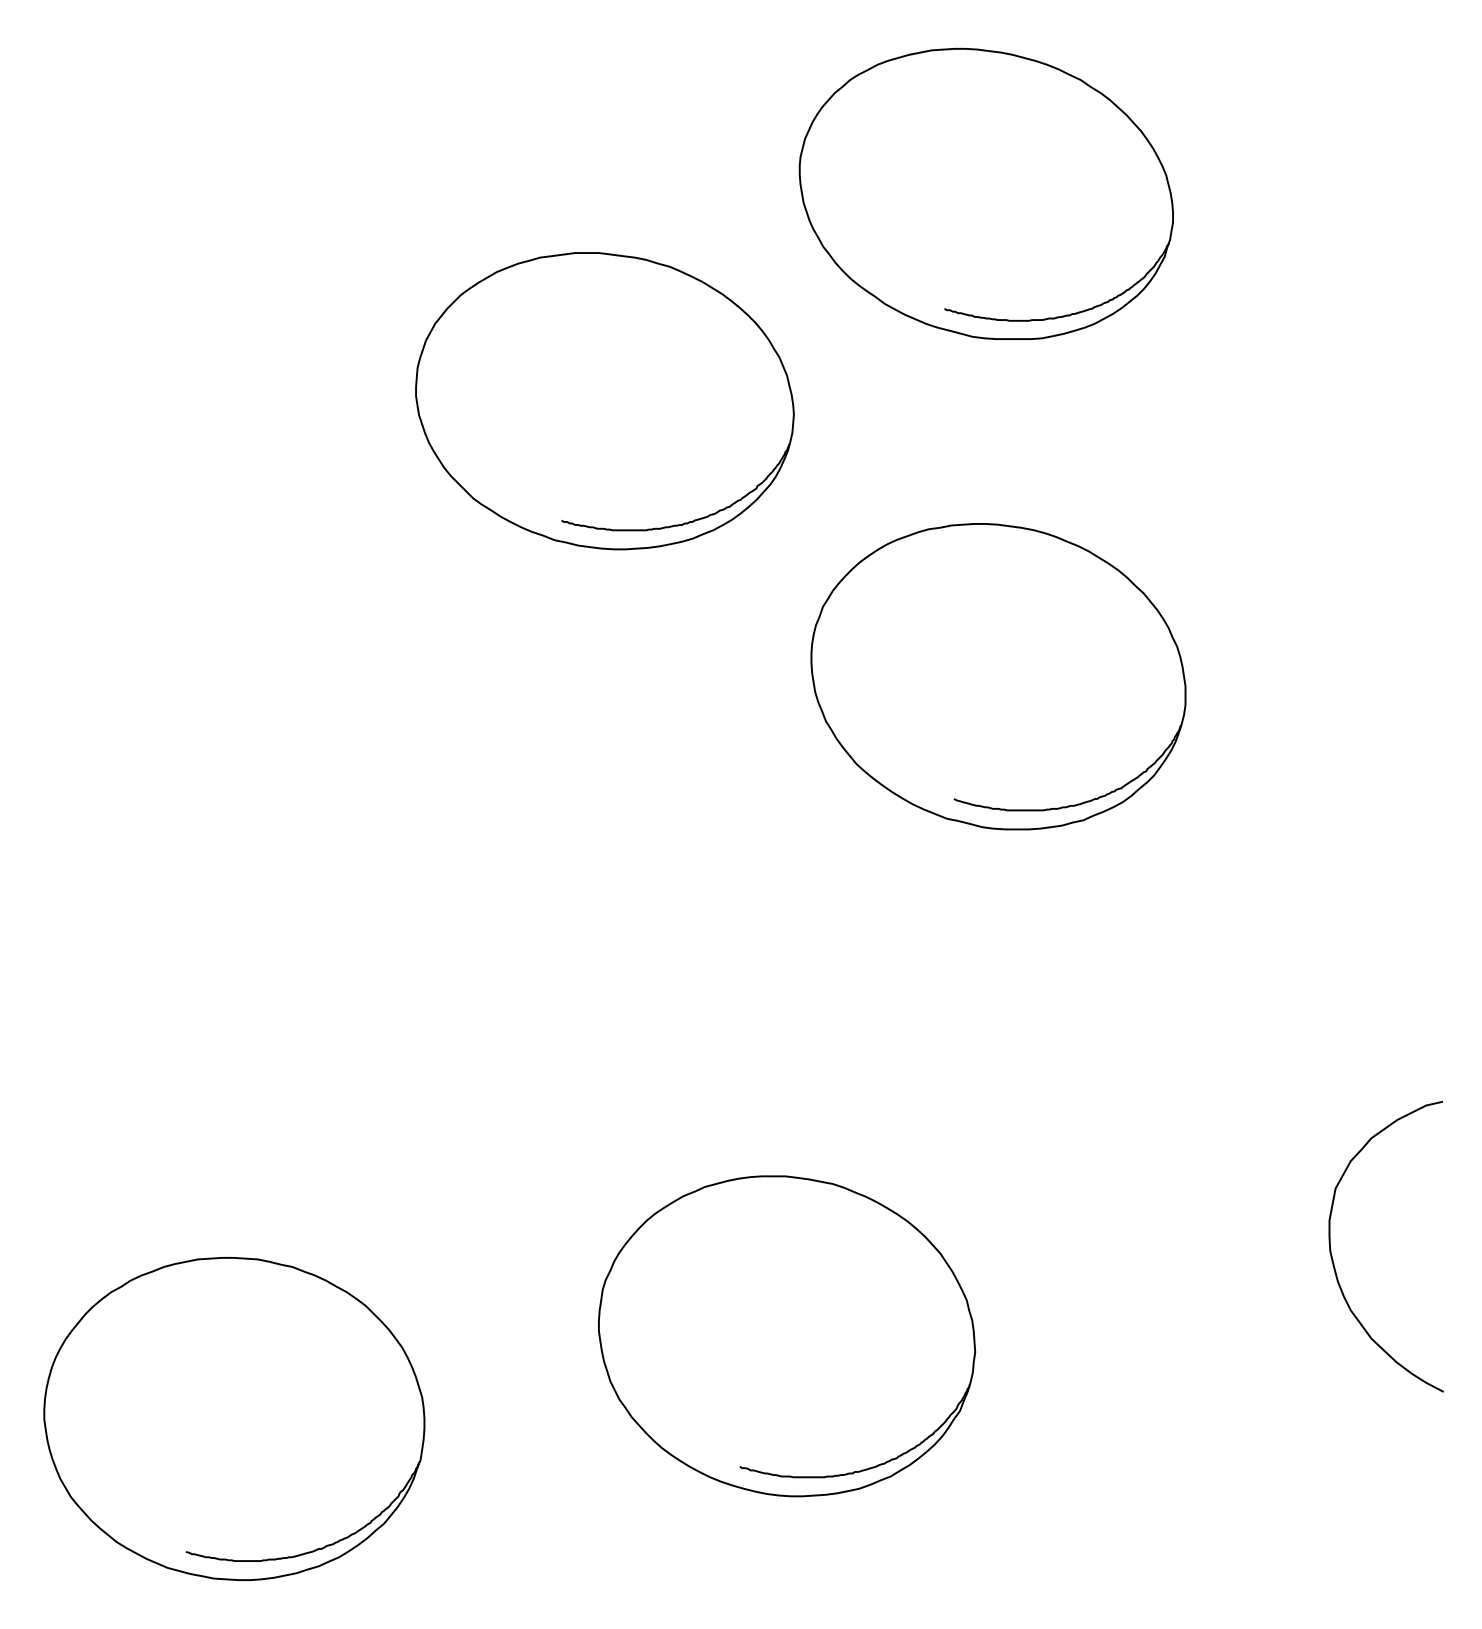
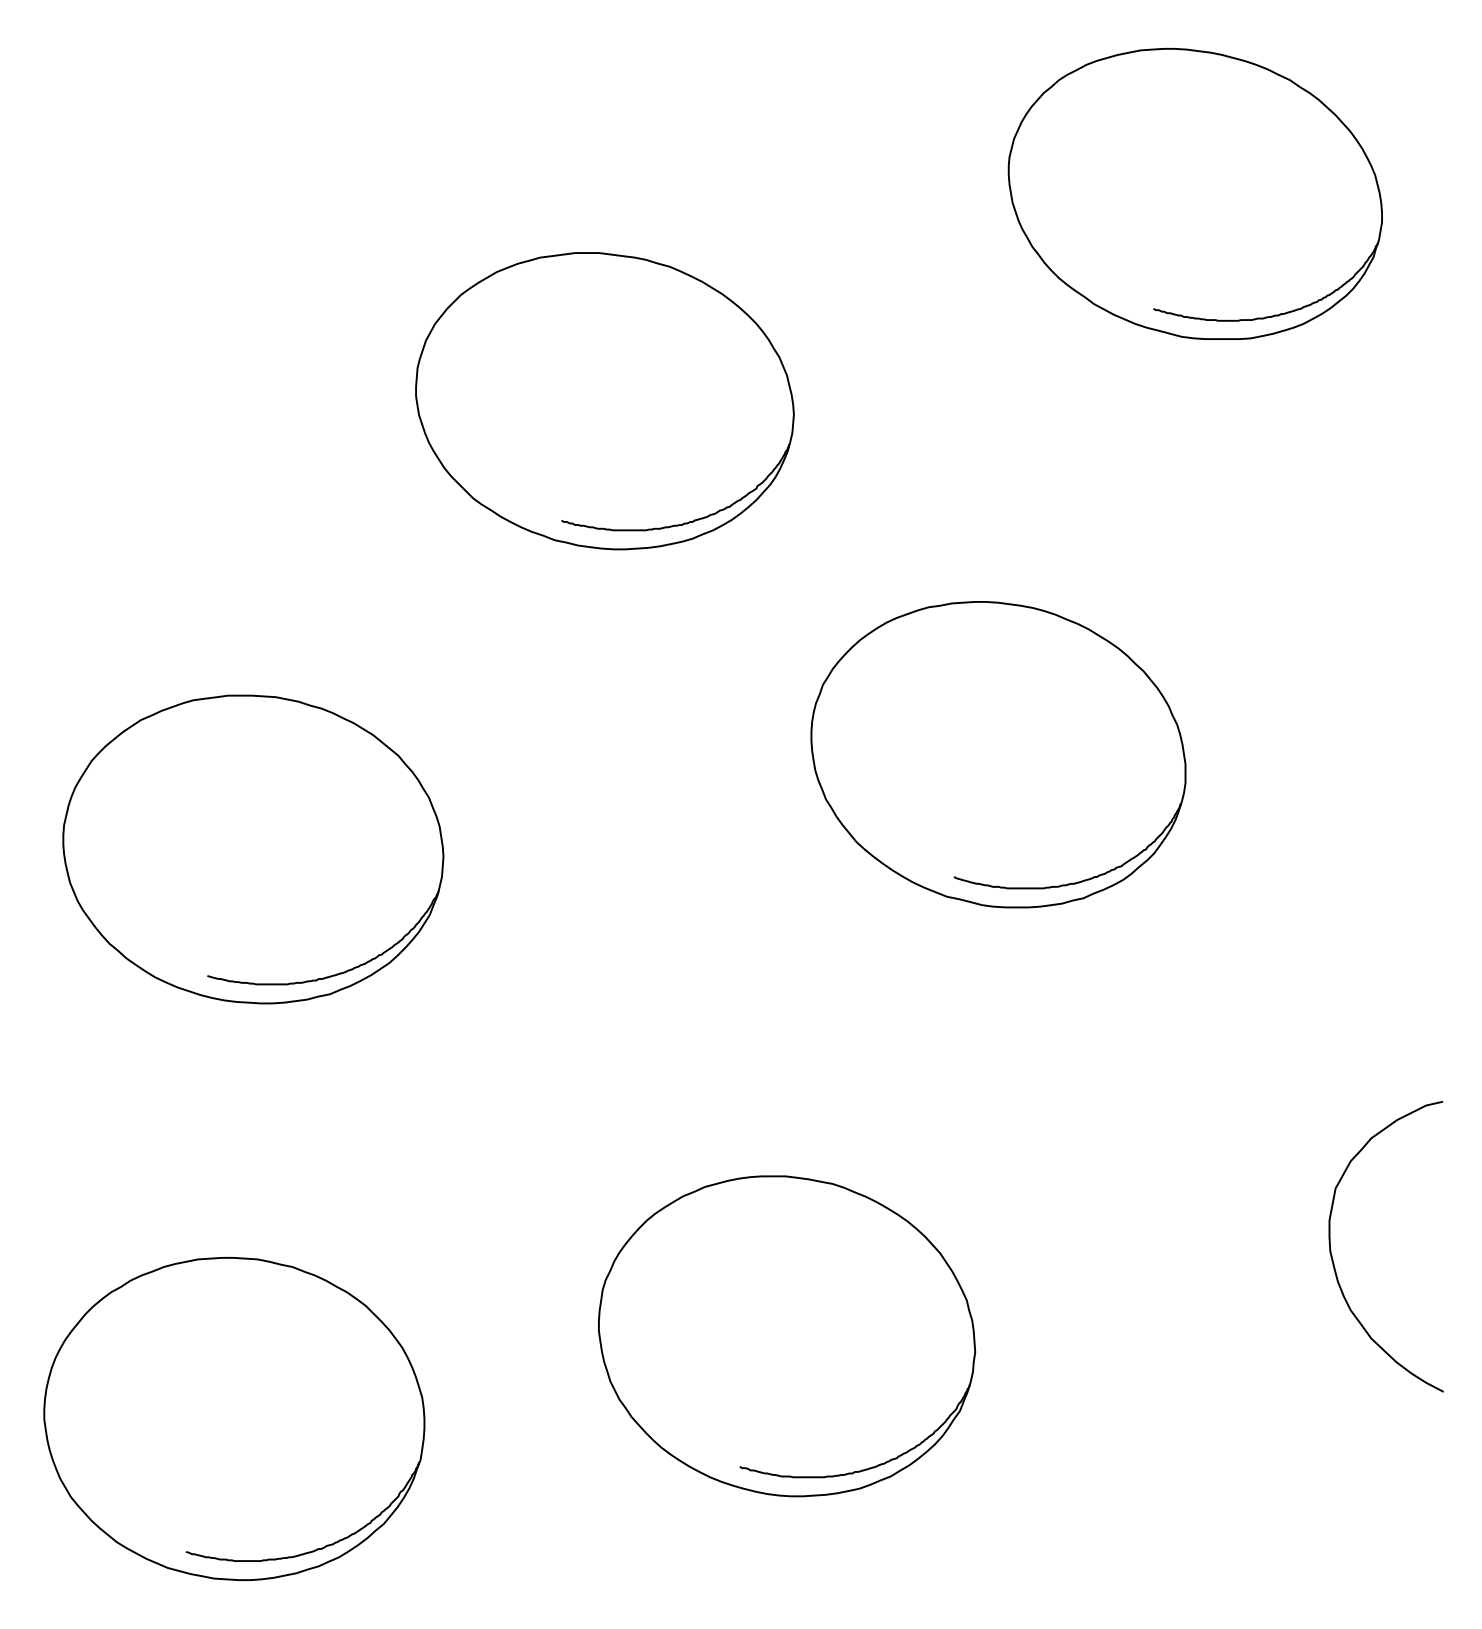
part position: (985, 193) -> (1194, 193) (1194, 193)
part position: (998, 676) -> (998, 754) (998, 754)
part: none -> present (253, 849)
